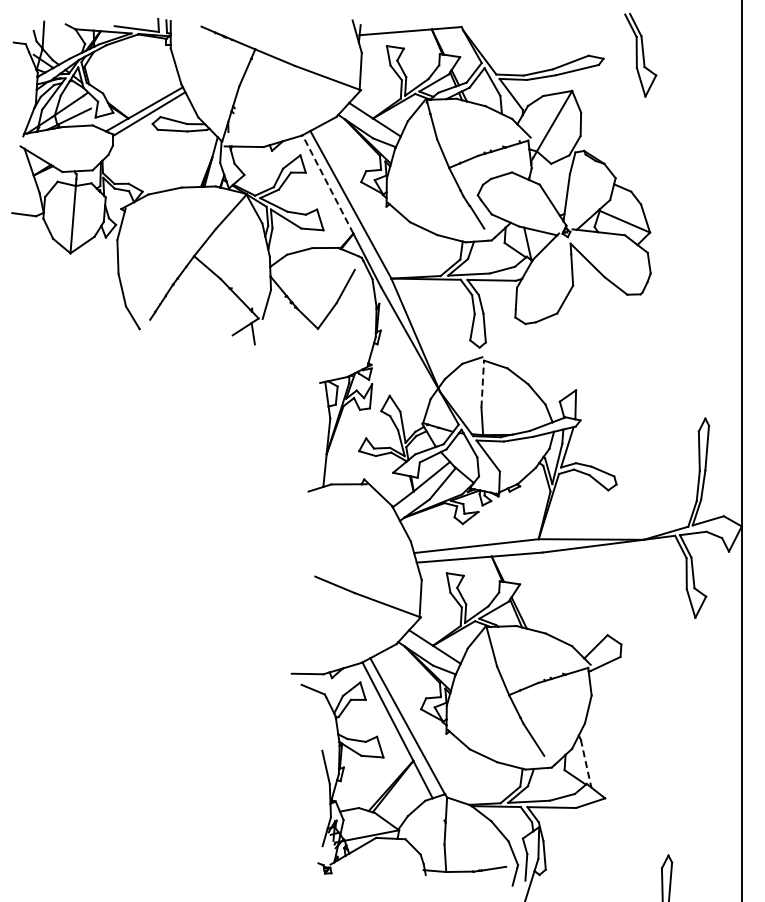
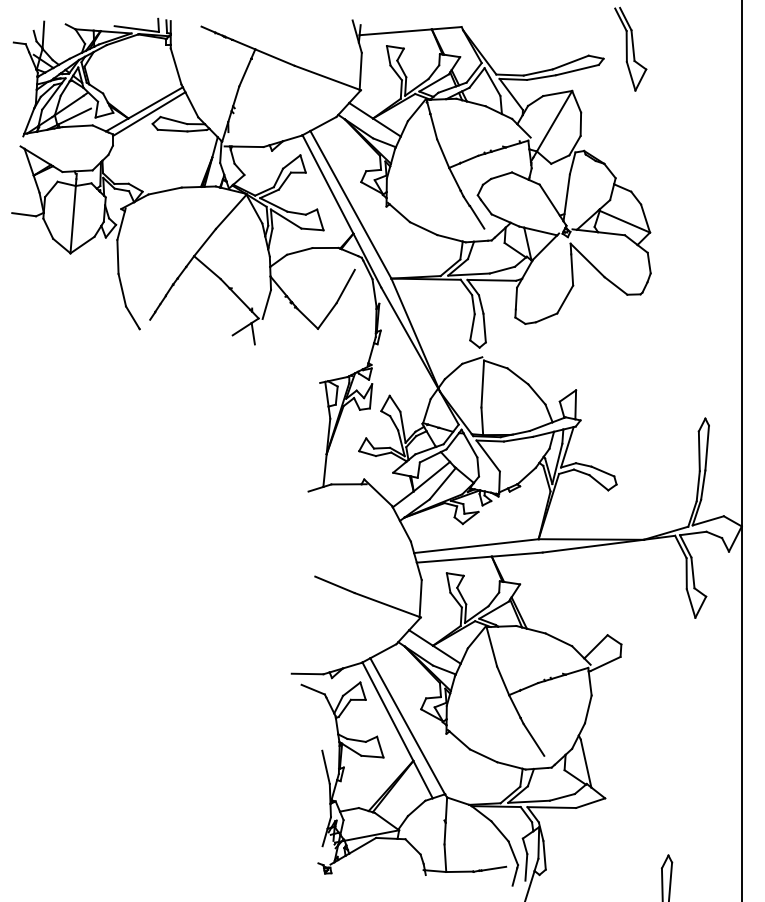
part position: (640, 54) -> (630, 48) (630, 48)
line: dashed -> solid (327, 184)
line: dashed -> solid (482, 384)
line: dashed -> solid (586, 763)
